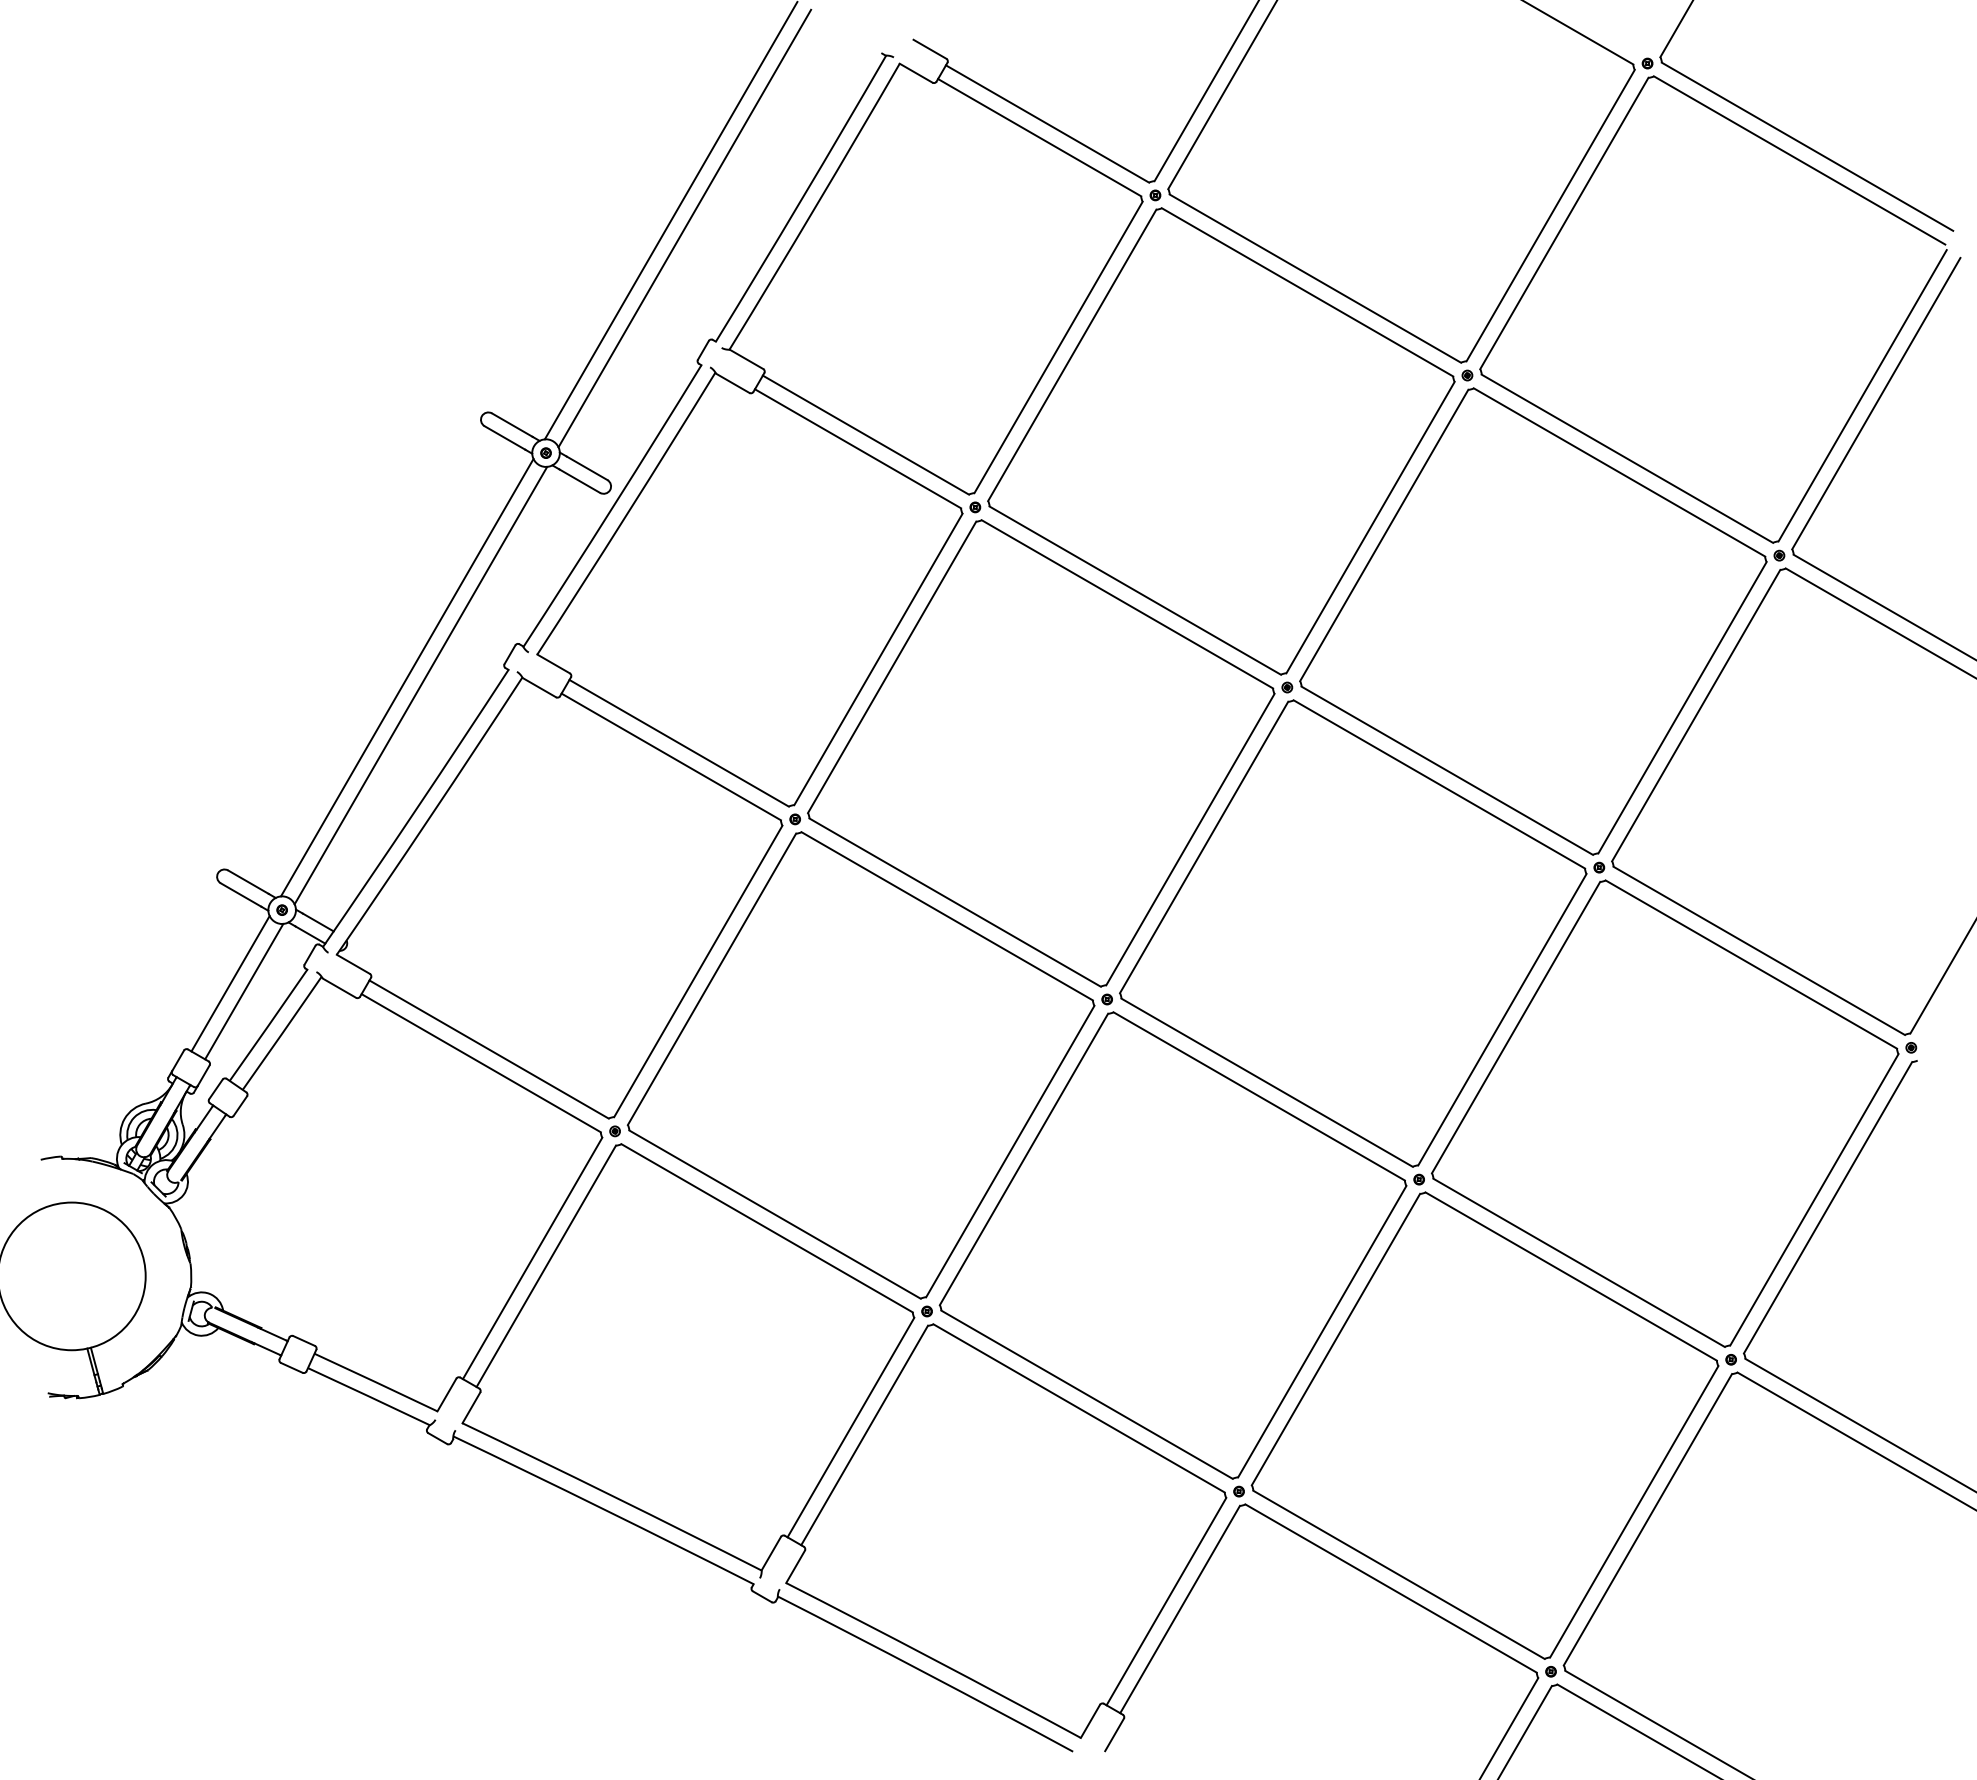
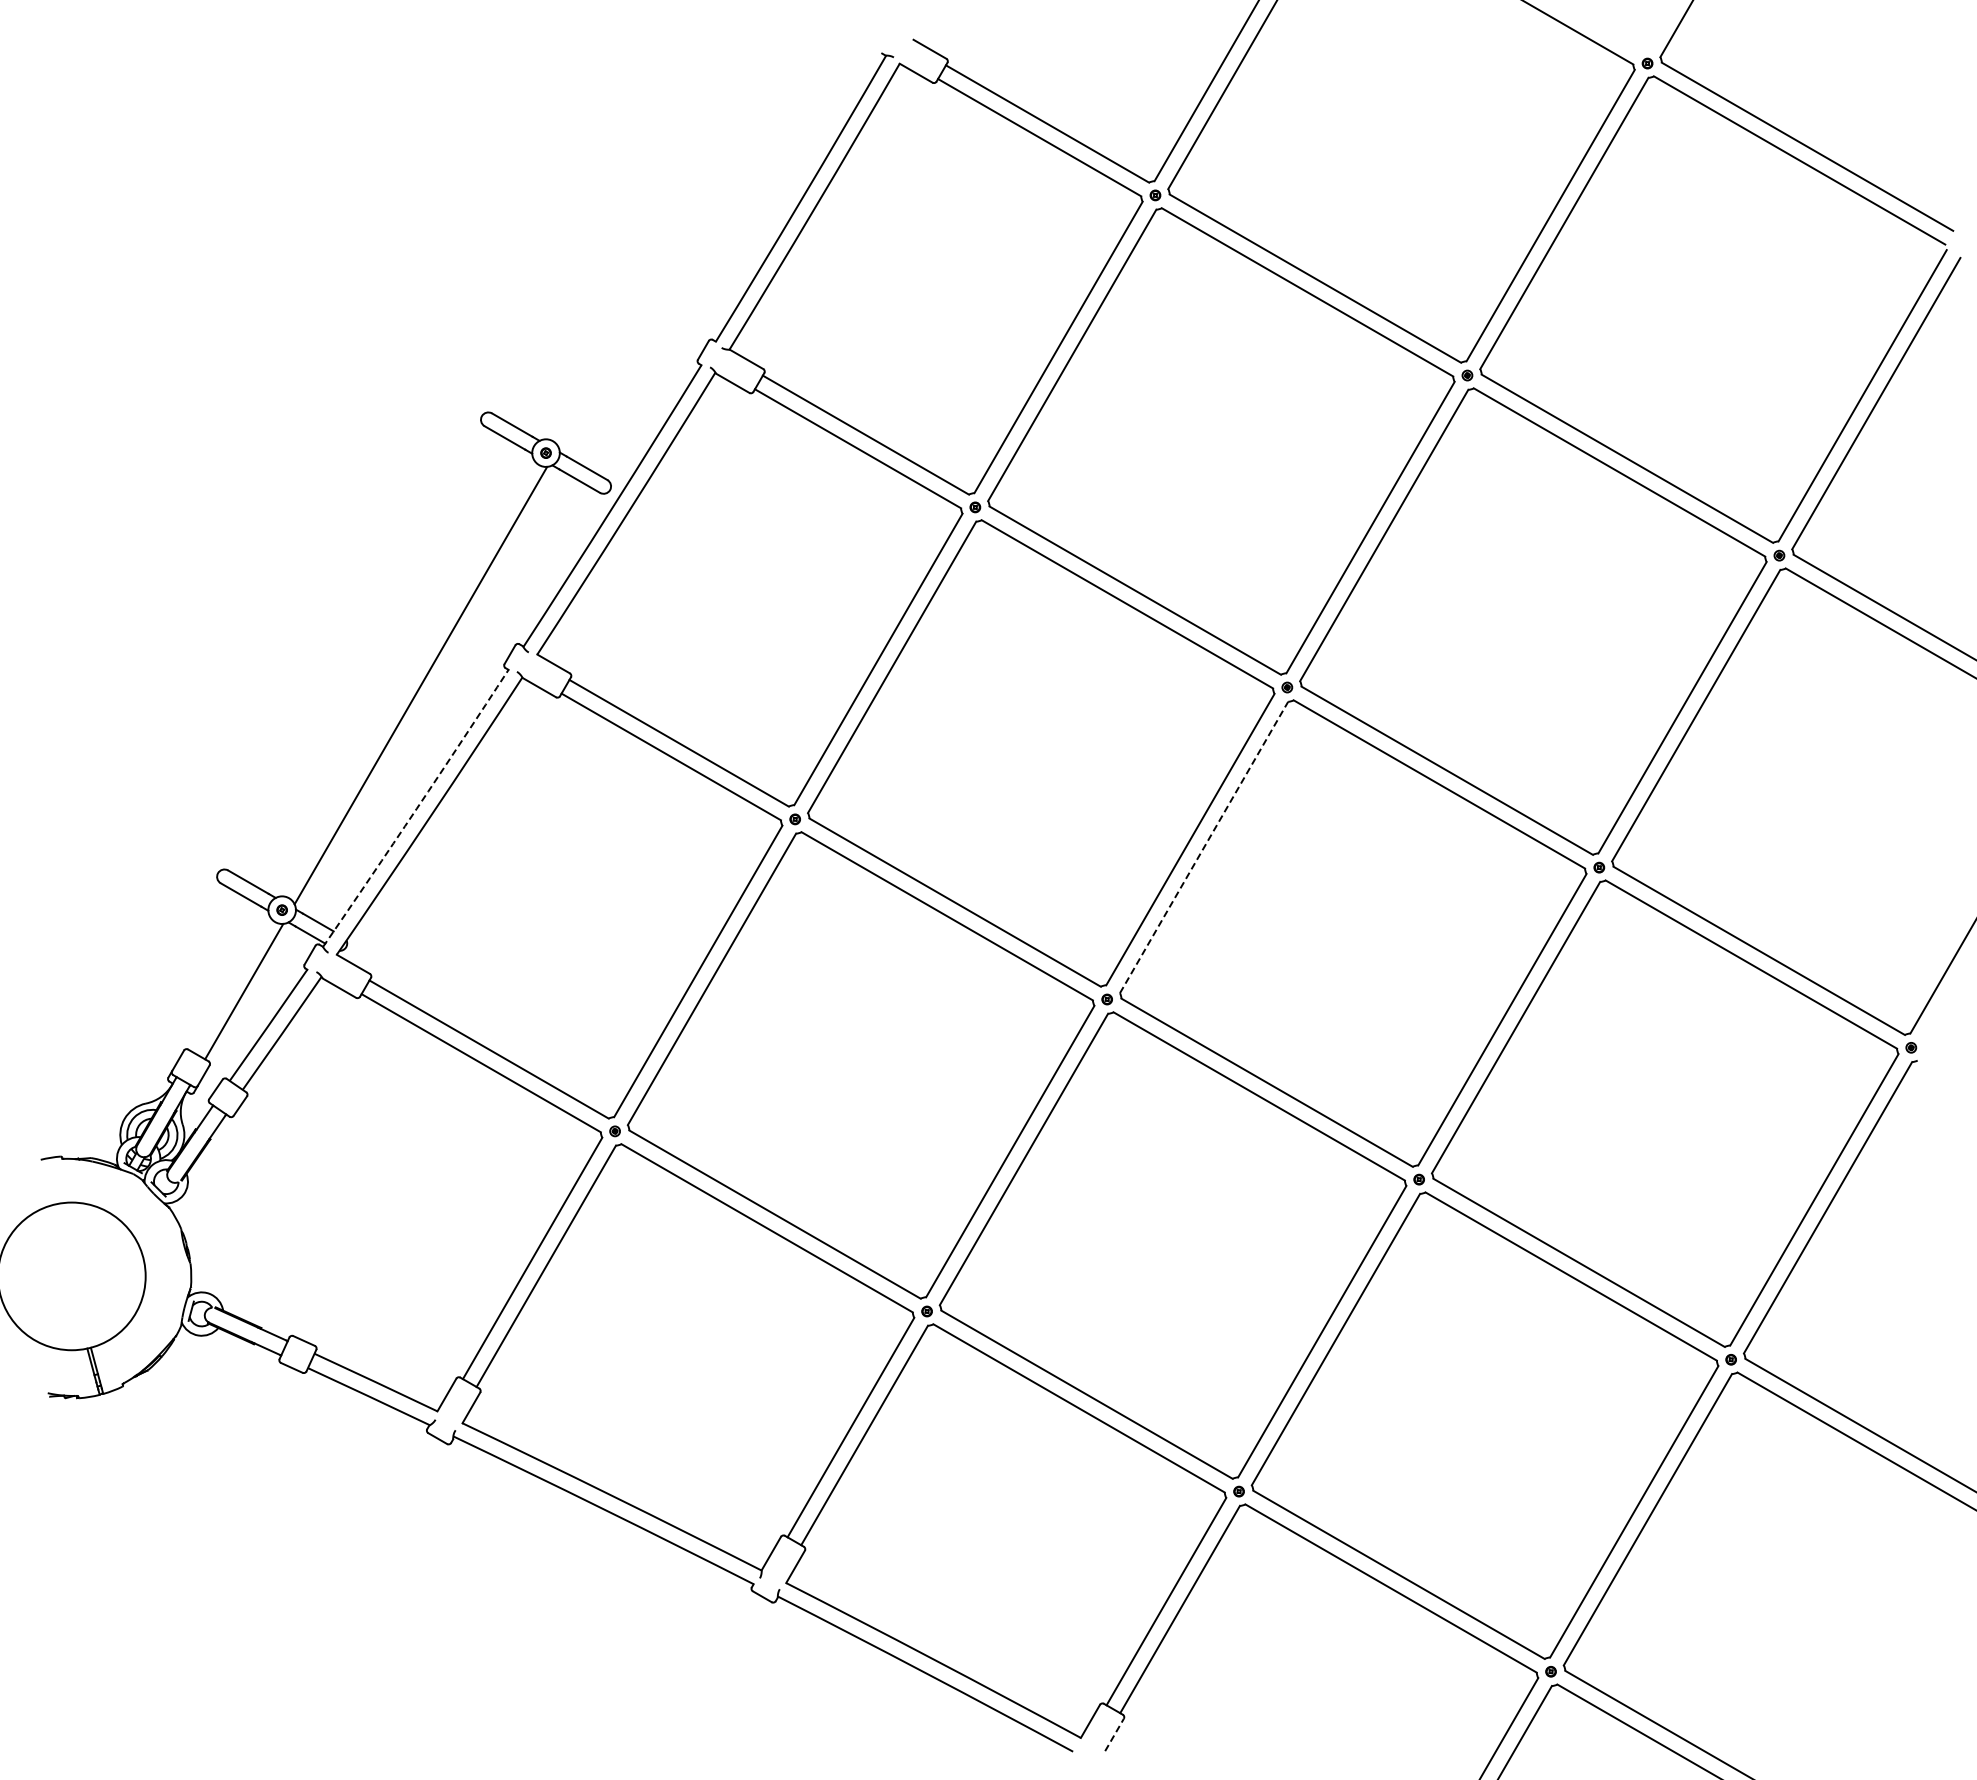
line: present -> none (670, 220)
line: present -> none (684, 228)
line: present -> none (407, 677)
arc: solid -> dashed (416, 808)
line: solid -> dashed (1204, 847)
line: present -> none (230, 983)
line: solid -> dashed (1114, 1734)
